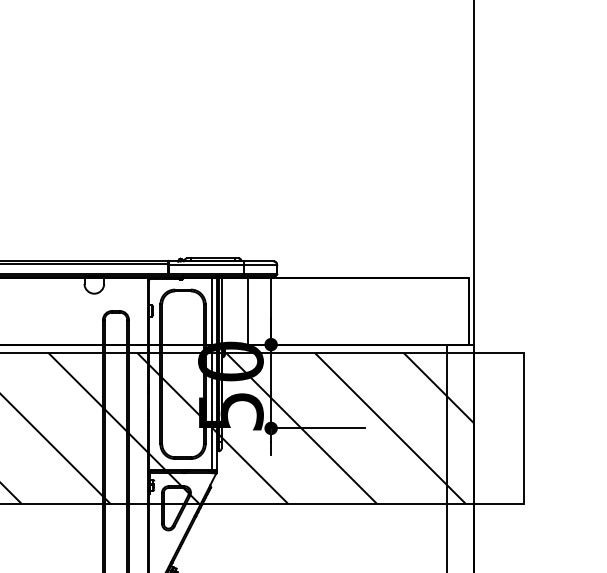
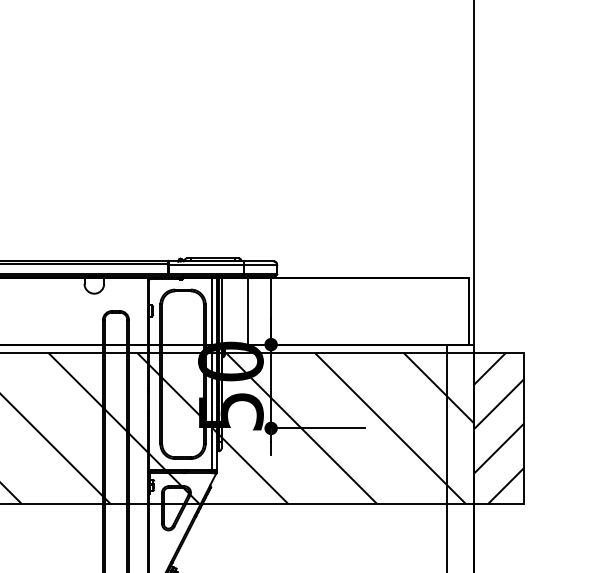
hatch: none -> present (498, 428)
